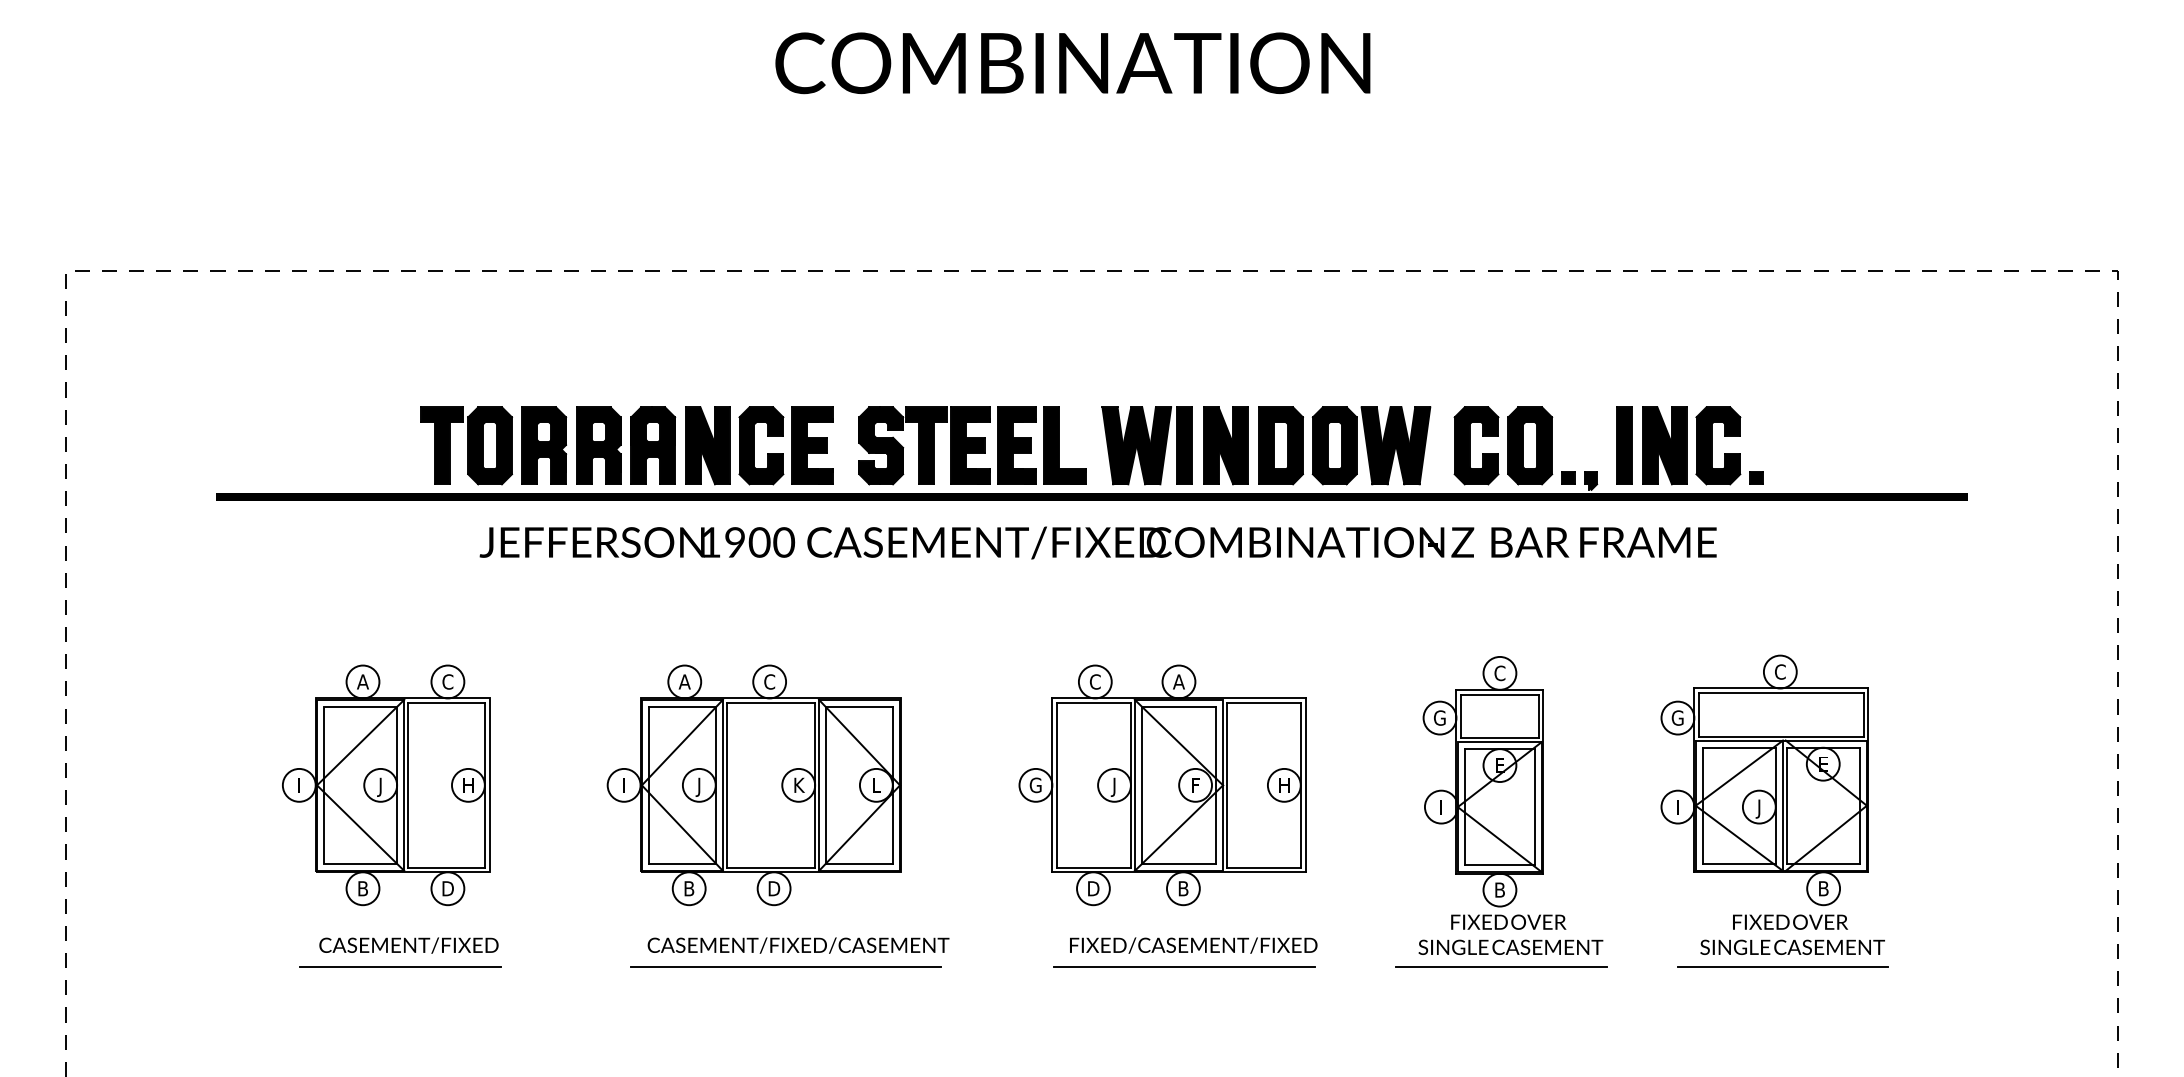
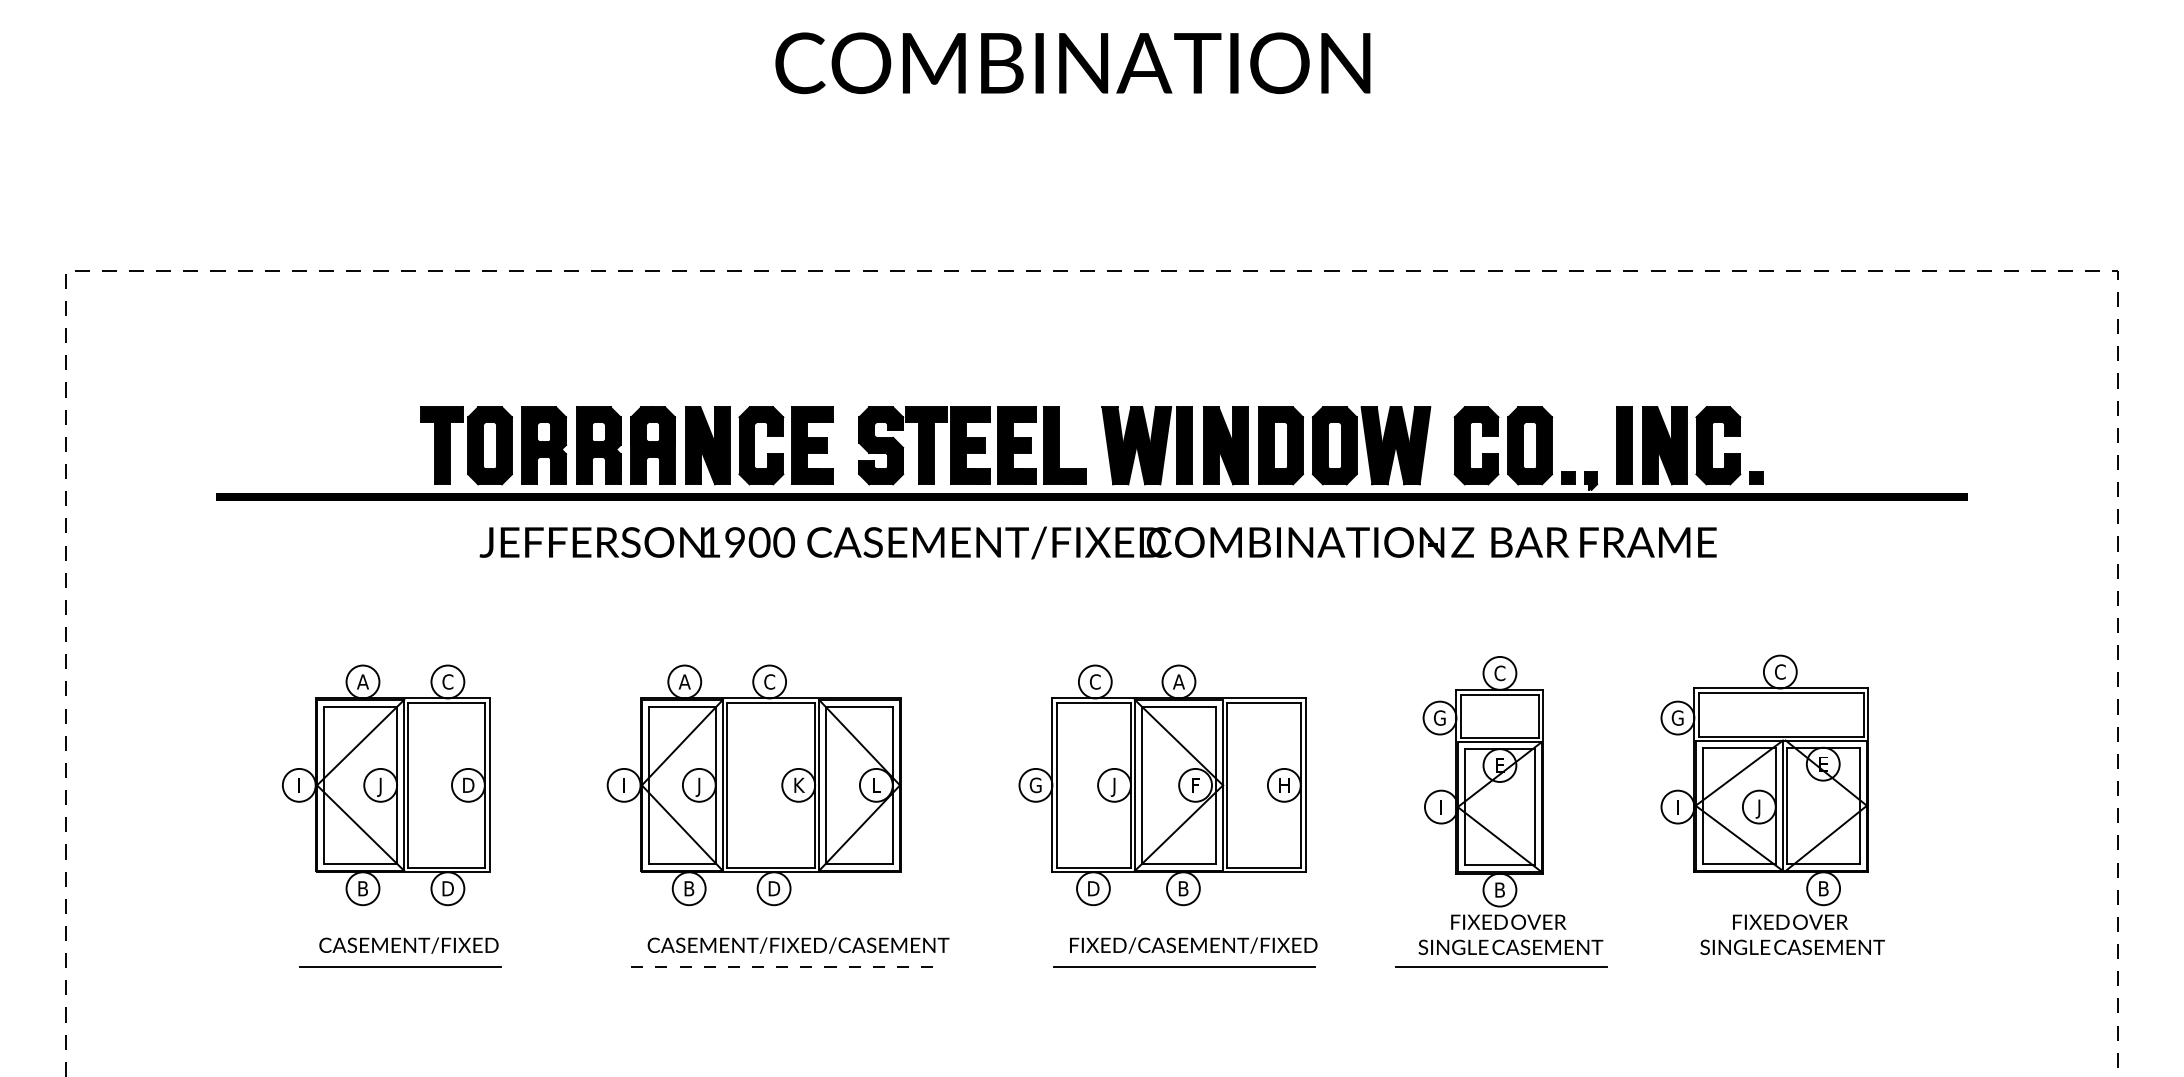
text: H -> D (468, 784)
line: present -> none (1782, 966)
line: solid -> dashed (786, 967)
